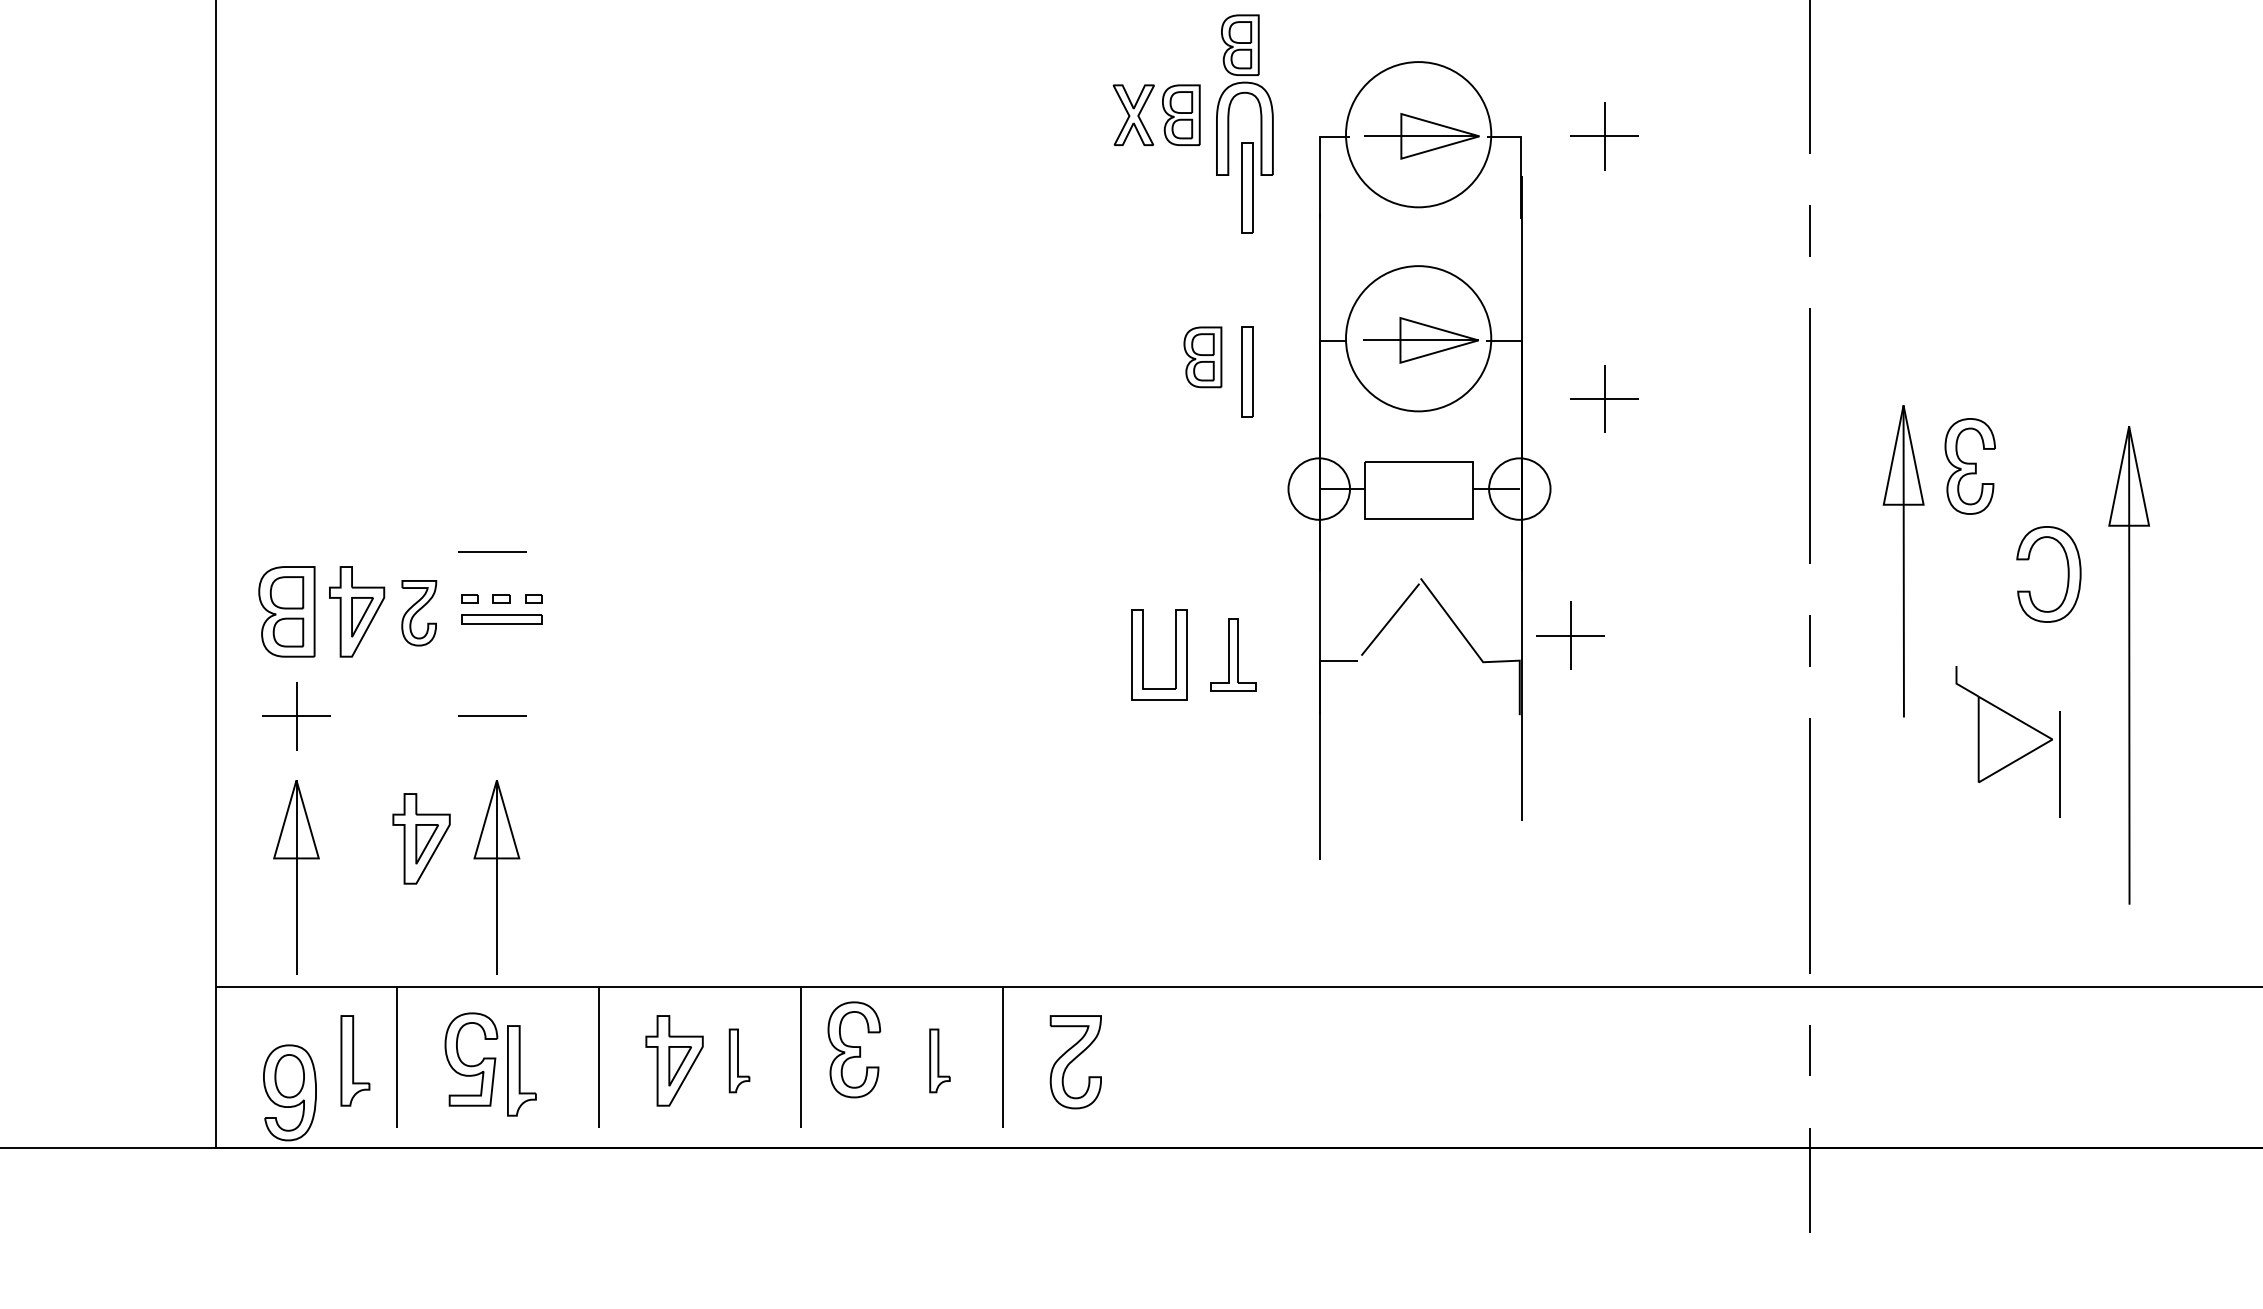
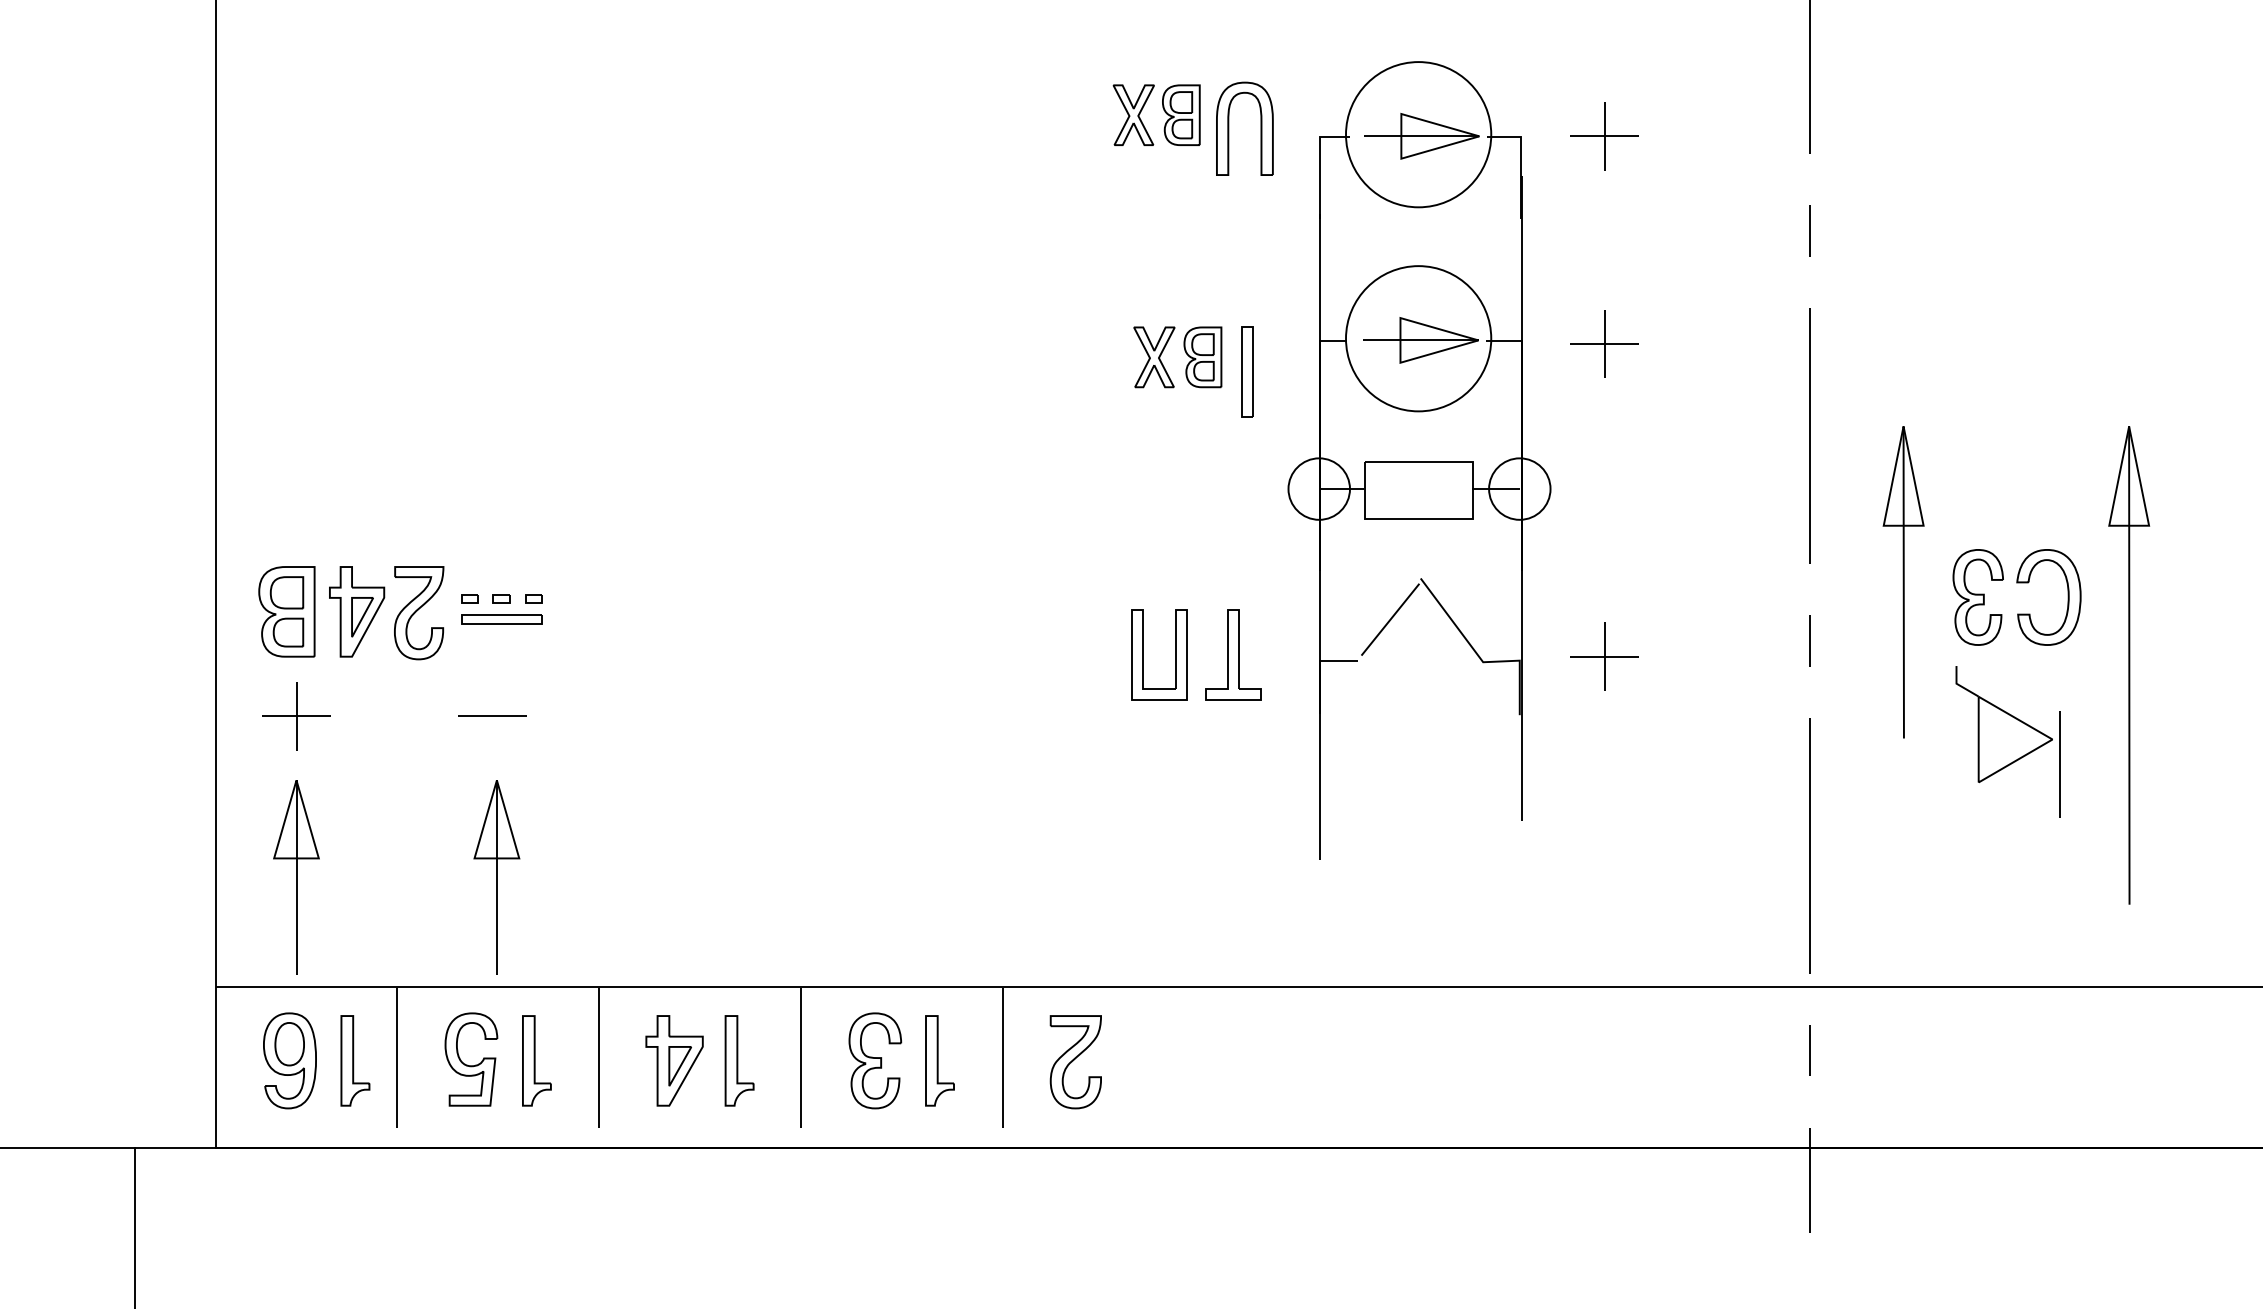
part: present -> none (1240, 44)
part: present -> none (1247, 187)
part: none -> present (1154, 357)
part position: (1604, 398) -> (1604, 343) (1604, 343)
part position: (1969, 466) -> (1977, 597) (1977, 597)
line: present -> none (492, 551)
part position: (1903, 561) -> (1903, 582) (1903, 582)
part position: (2067, 574) -> (2067, 597) (2067, 597)
part size: 37x67 px -> 51x95 px (419, 613)
part position: (1570, 635) -> (1604, 656) (1604, 656)
part size: 47x74 px -> 57x92 px (1233, 654)
part: present -> none (421, 838)
part position: (854, 1049) -> (875, 1060) (875, 1060)
part size: 23x66 px -> 31x92 px (739, 1060)
part size: 22x66 px -> 30x92 px (939, 1060)
part position: (521, 1070) -> (536, 1060) (536, 1060)
part position: (289, 1092) -> (289, 1060) (289, 1060)
line: none -> present (135, 1226)
